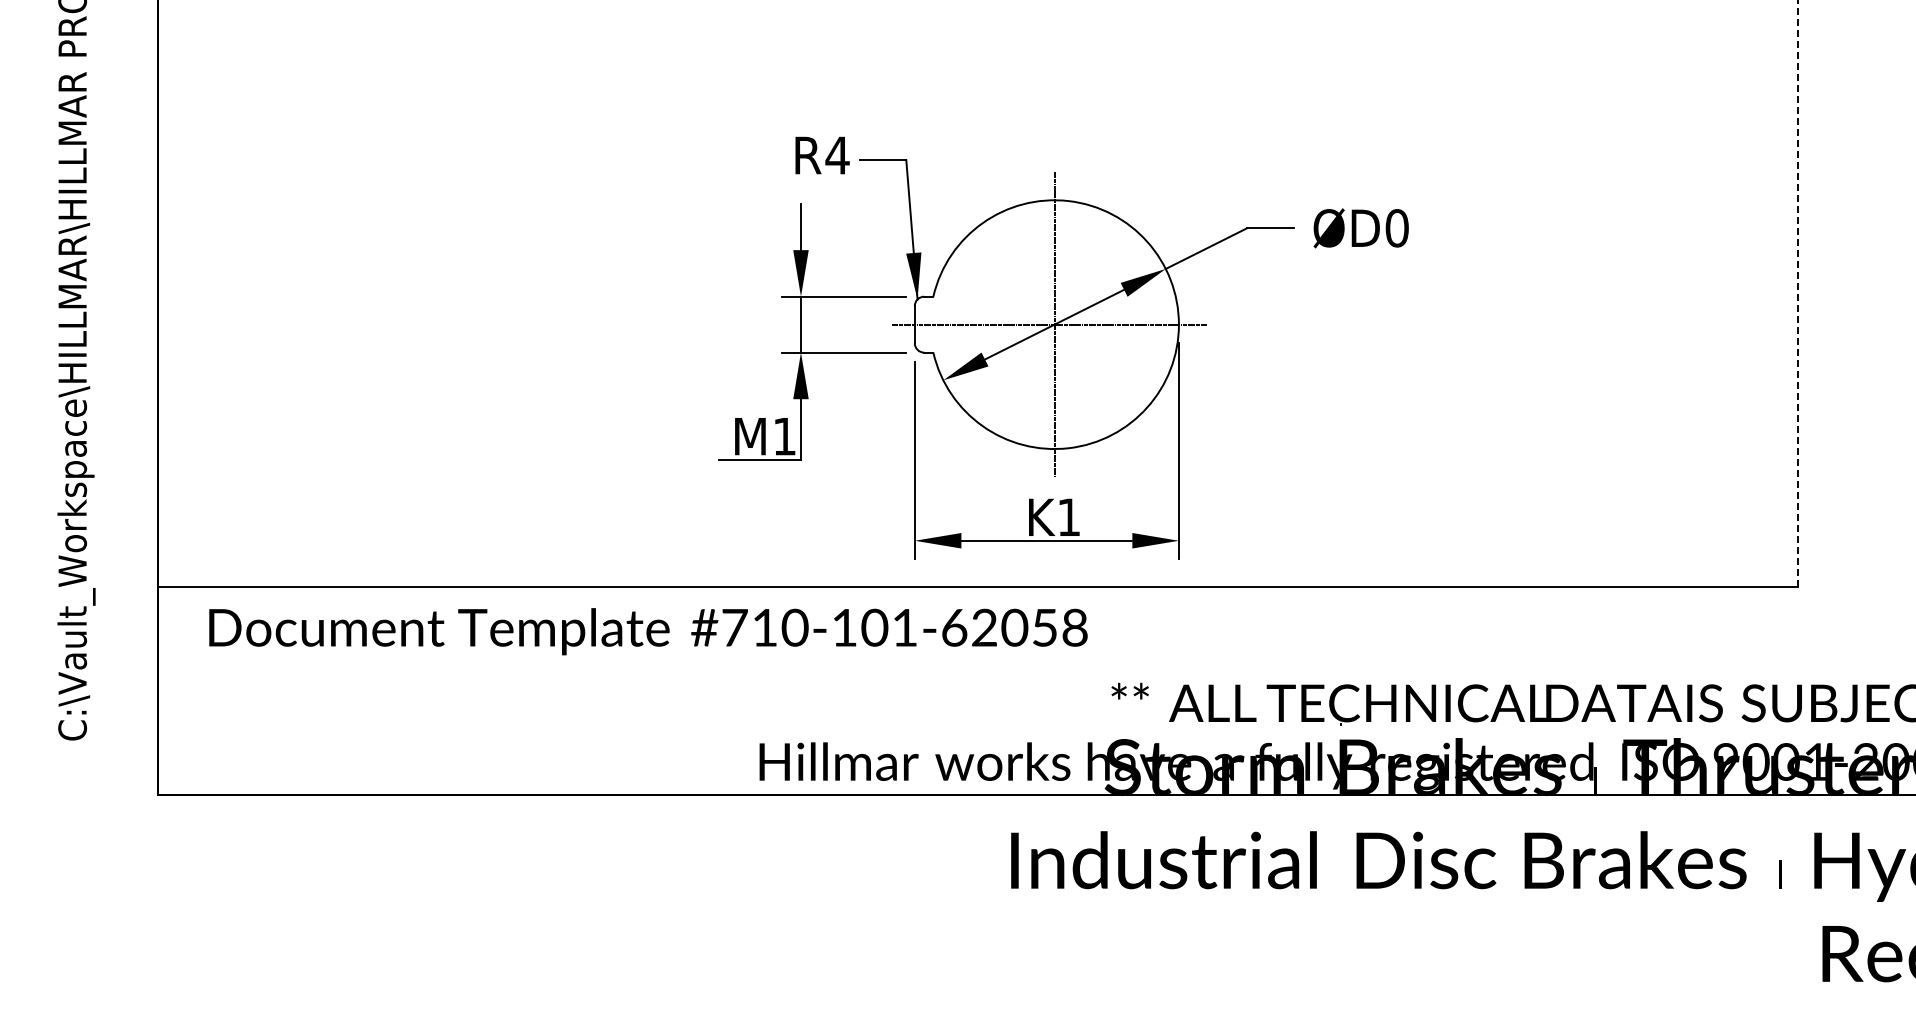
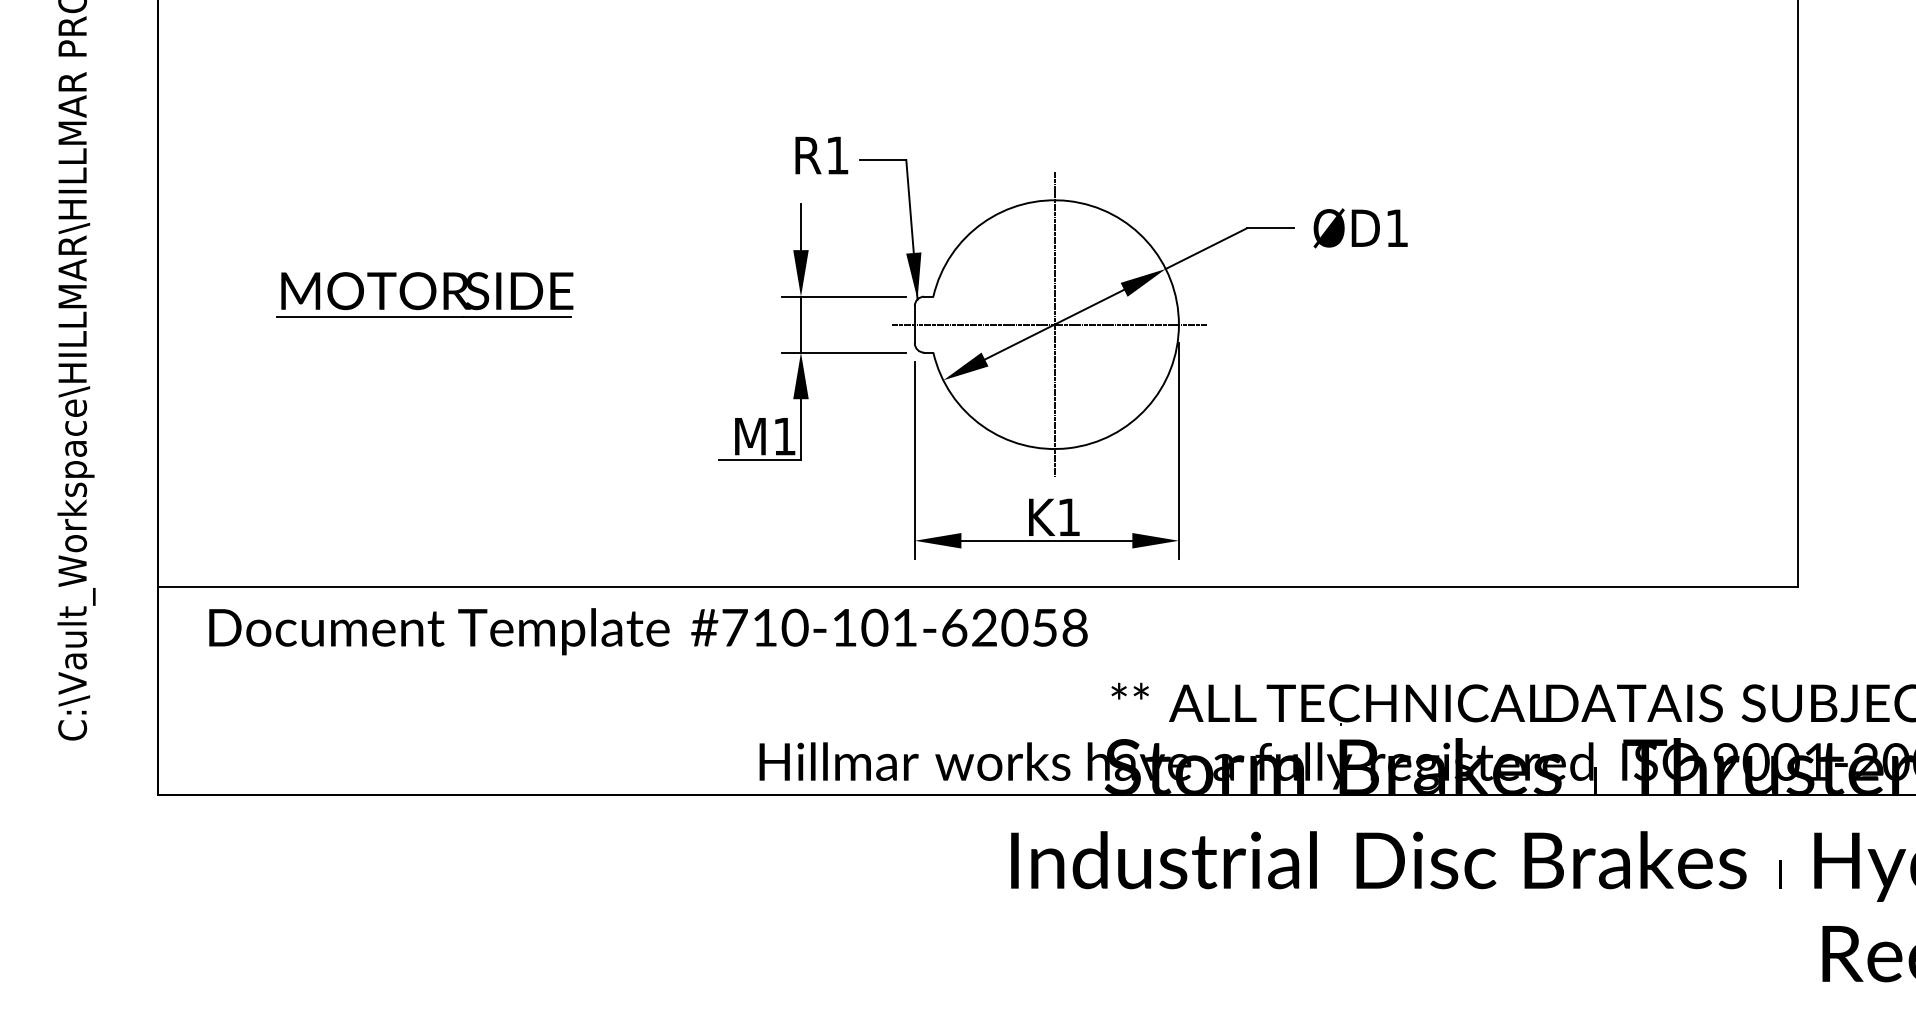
text: R4 -> R1 (837, 155)
text: ØD0 -> ØD1 (1396, 228)
line: dashed -> solid (1798, 293)
part: none -> present (424, 294)
